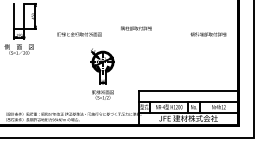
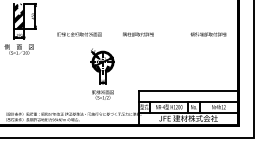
hatch: none -> present (19, 15)
text position: (136, 28) -> (138, 34) (138, 34)
